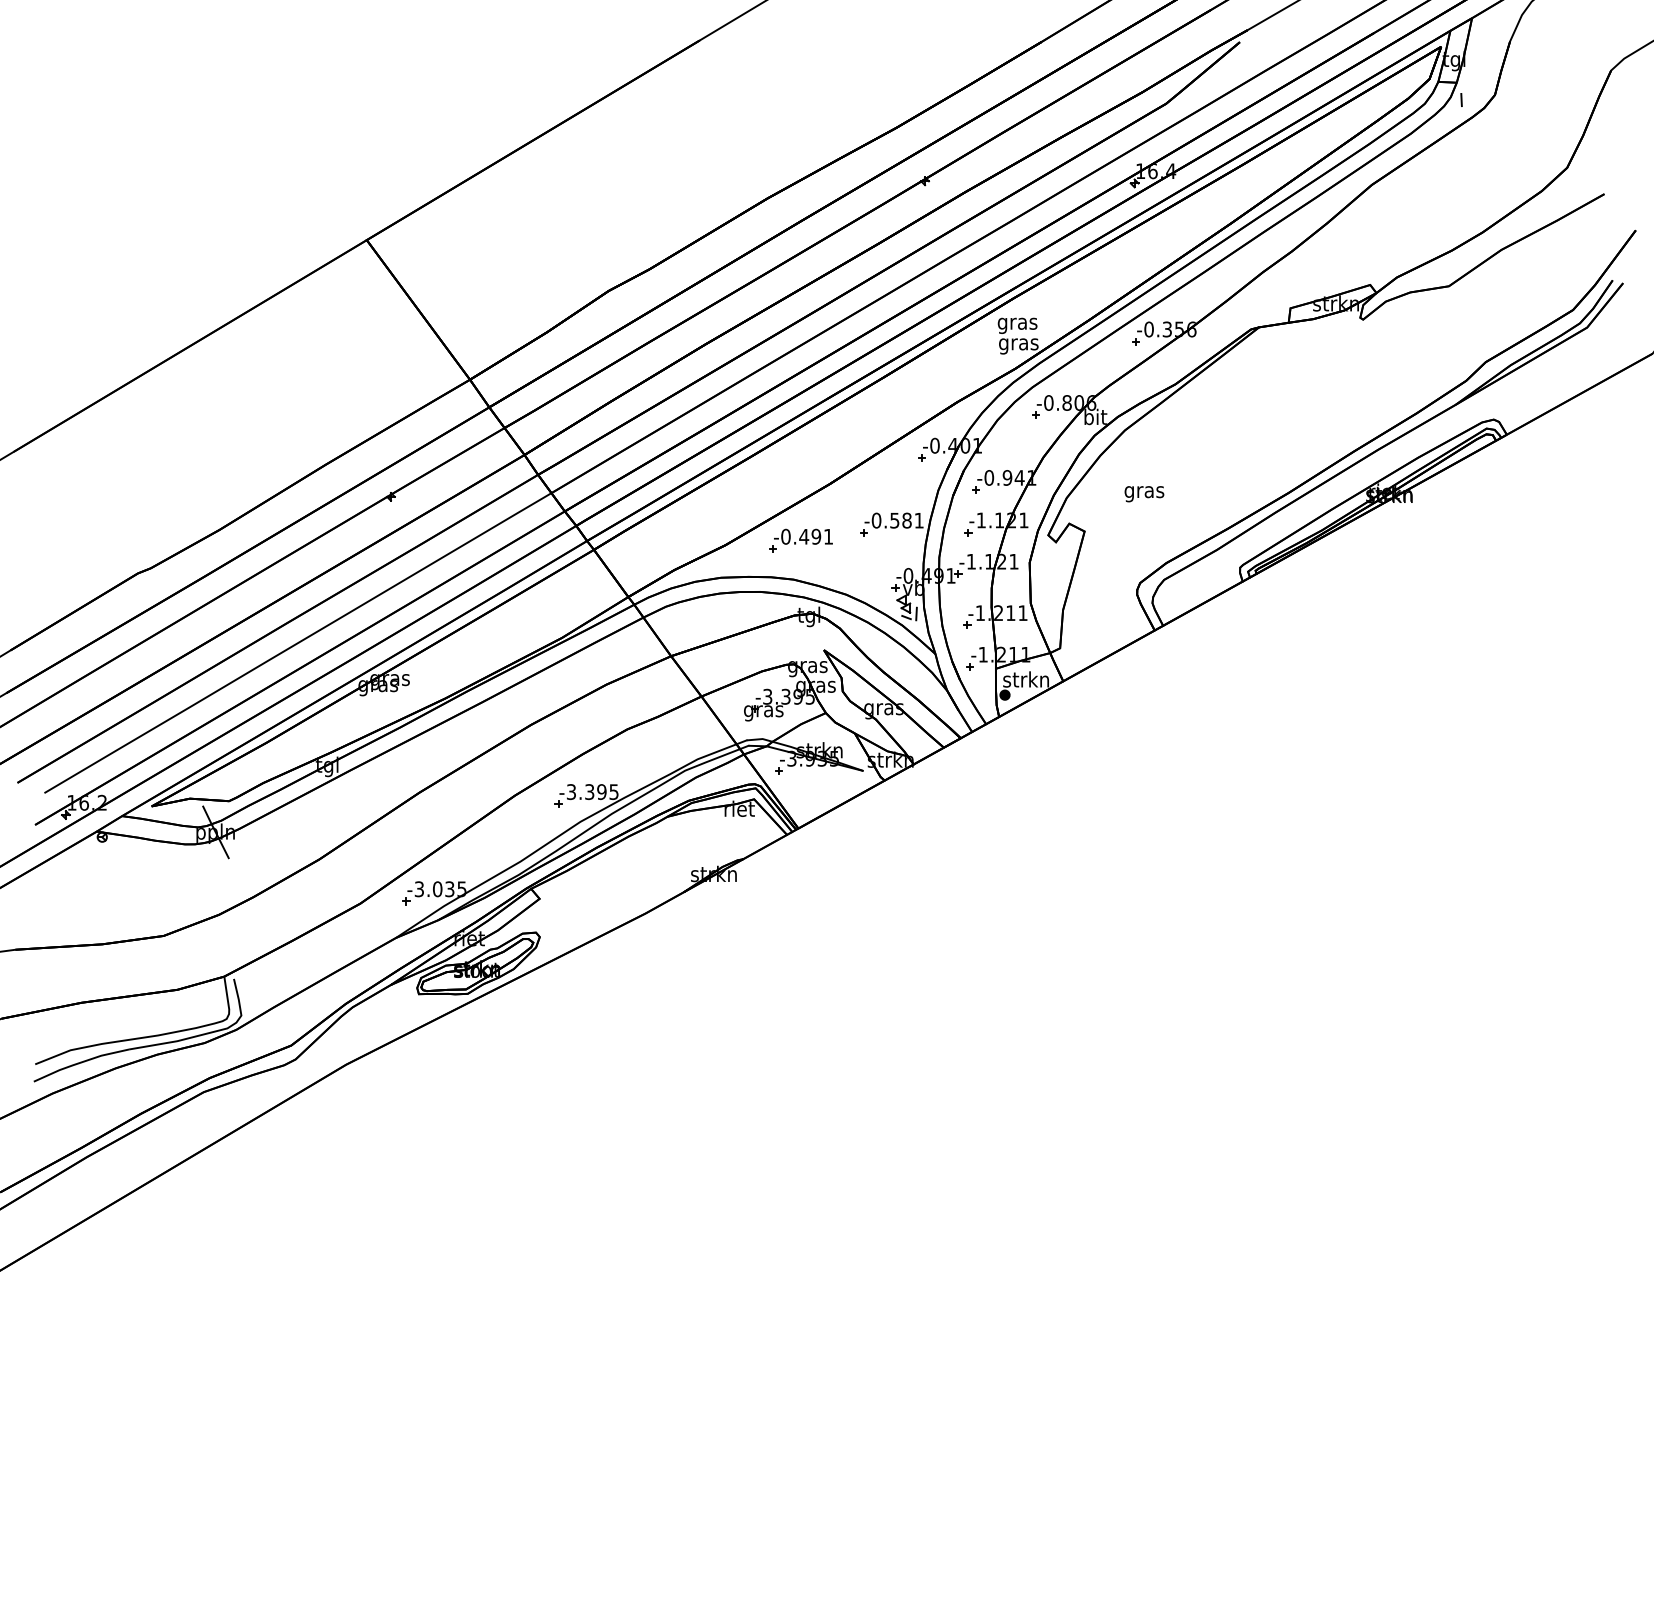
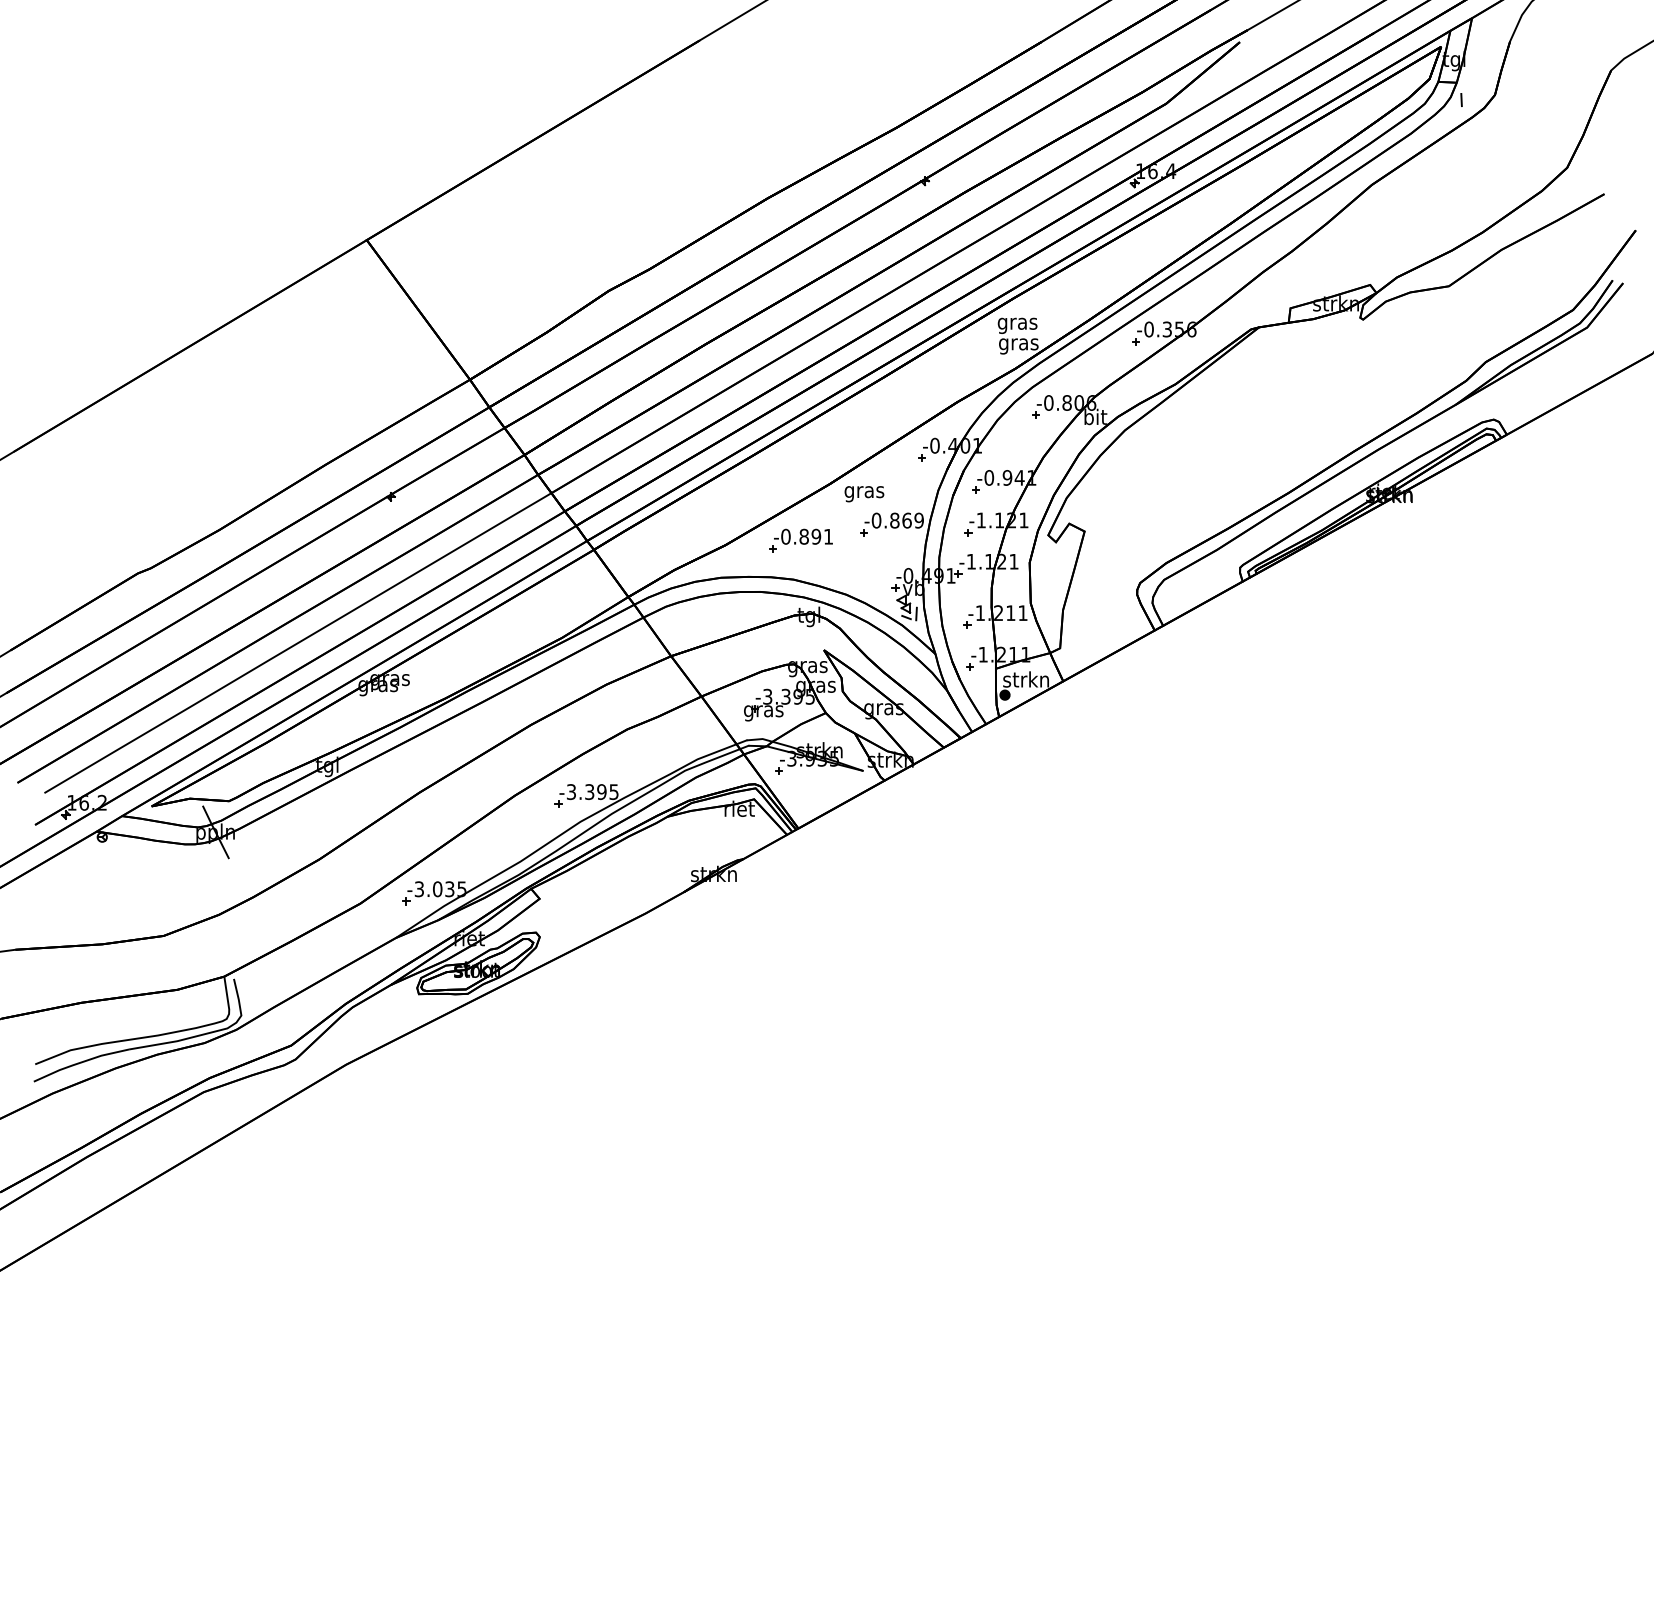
text position: (1144, 494) -> (864, 494) (864, 494)
text: -0.581 -> -0.869 (906, 520)
text: -0.491 -> -0.891 (804, 536)
